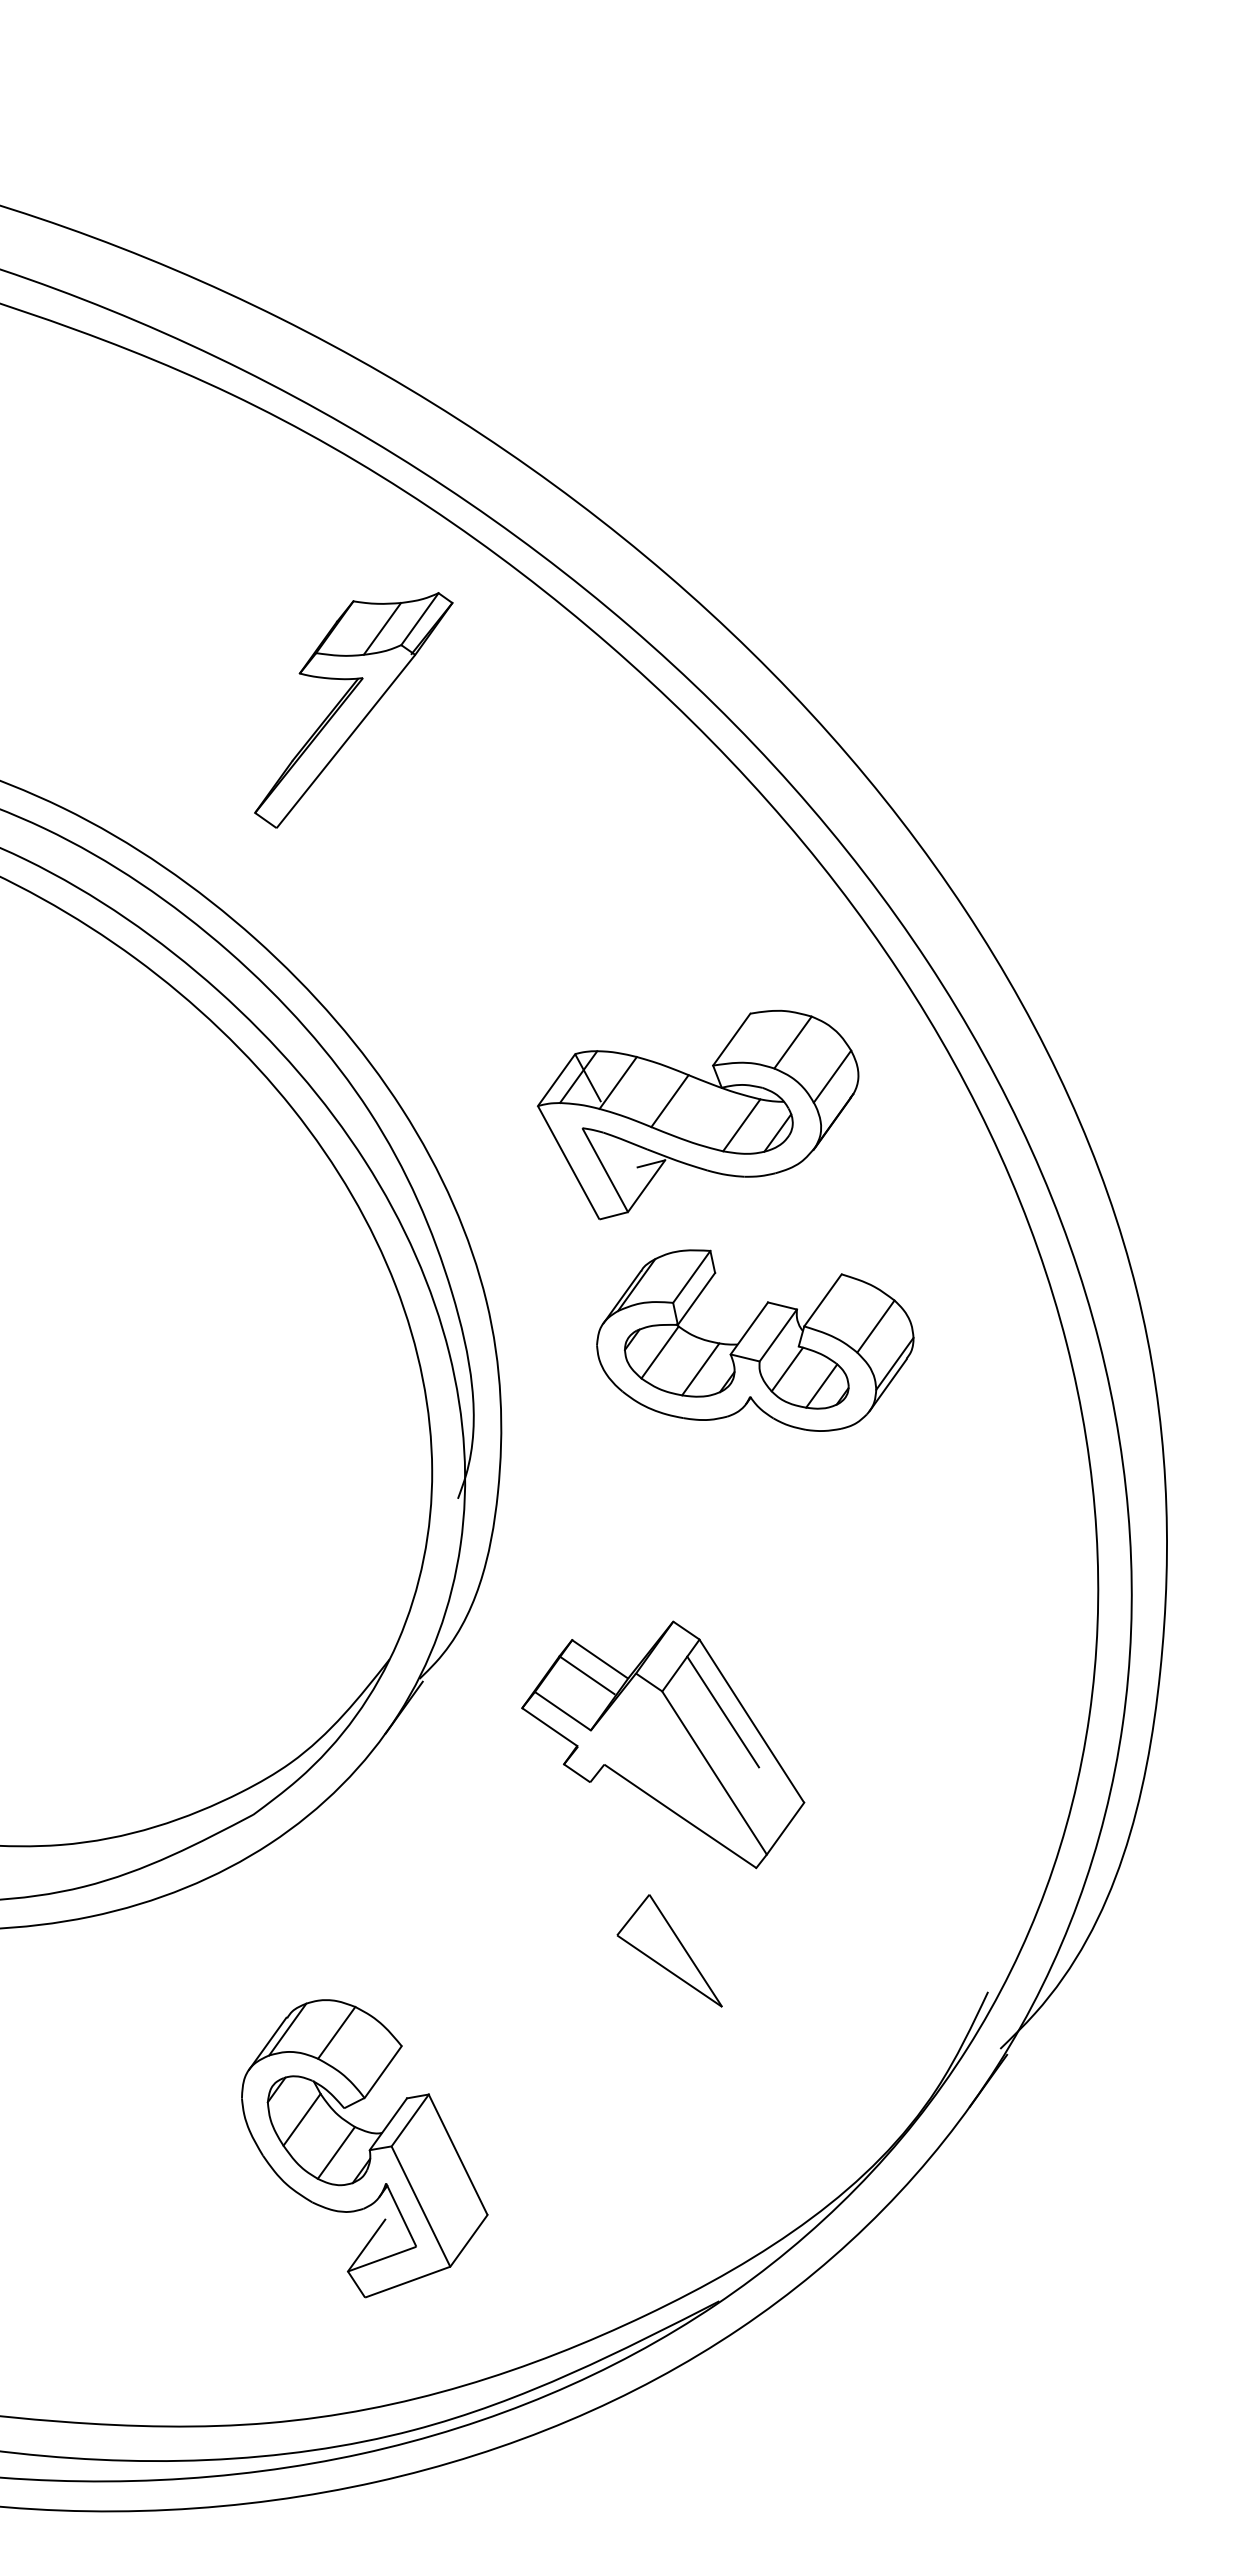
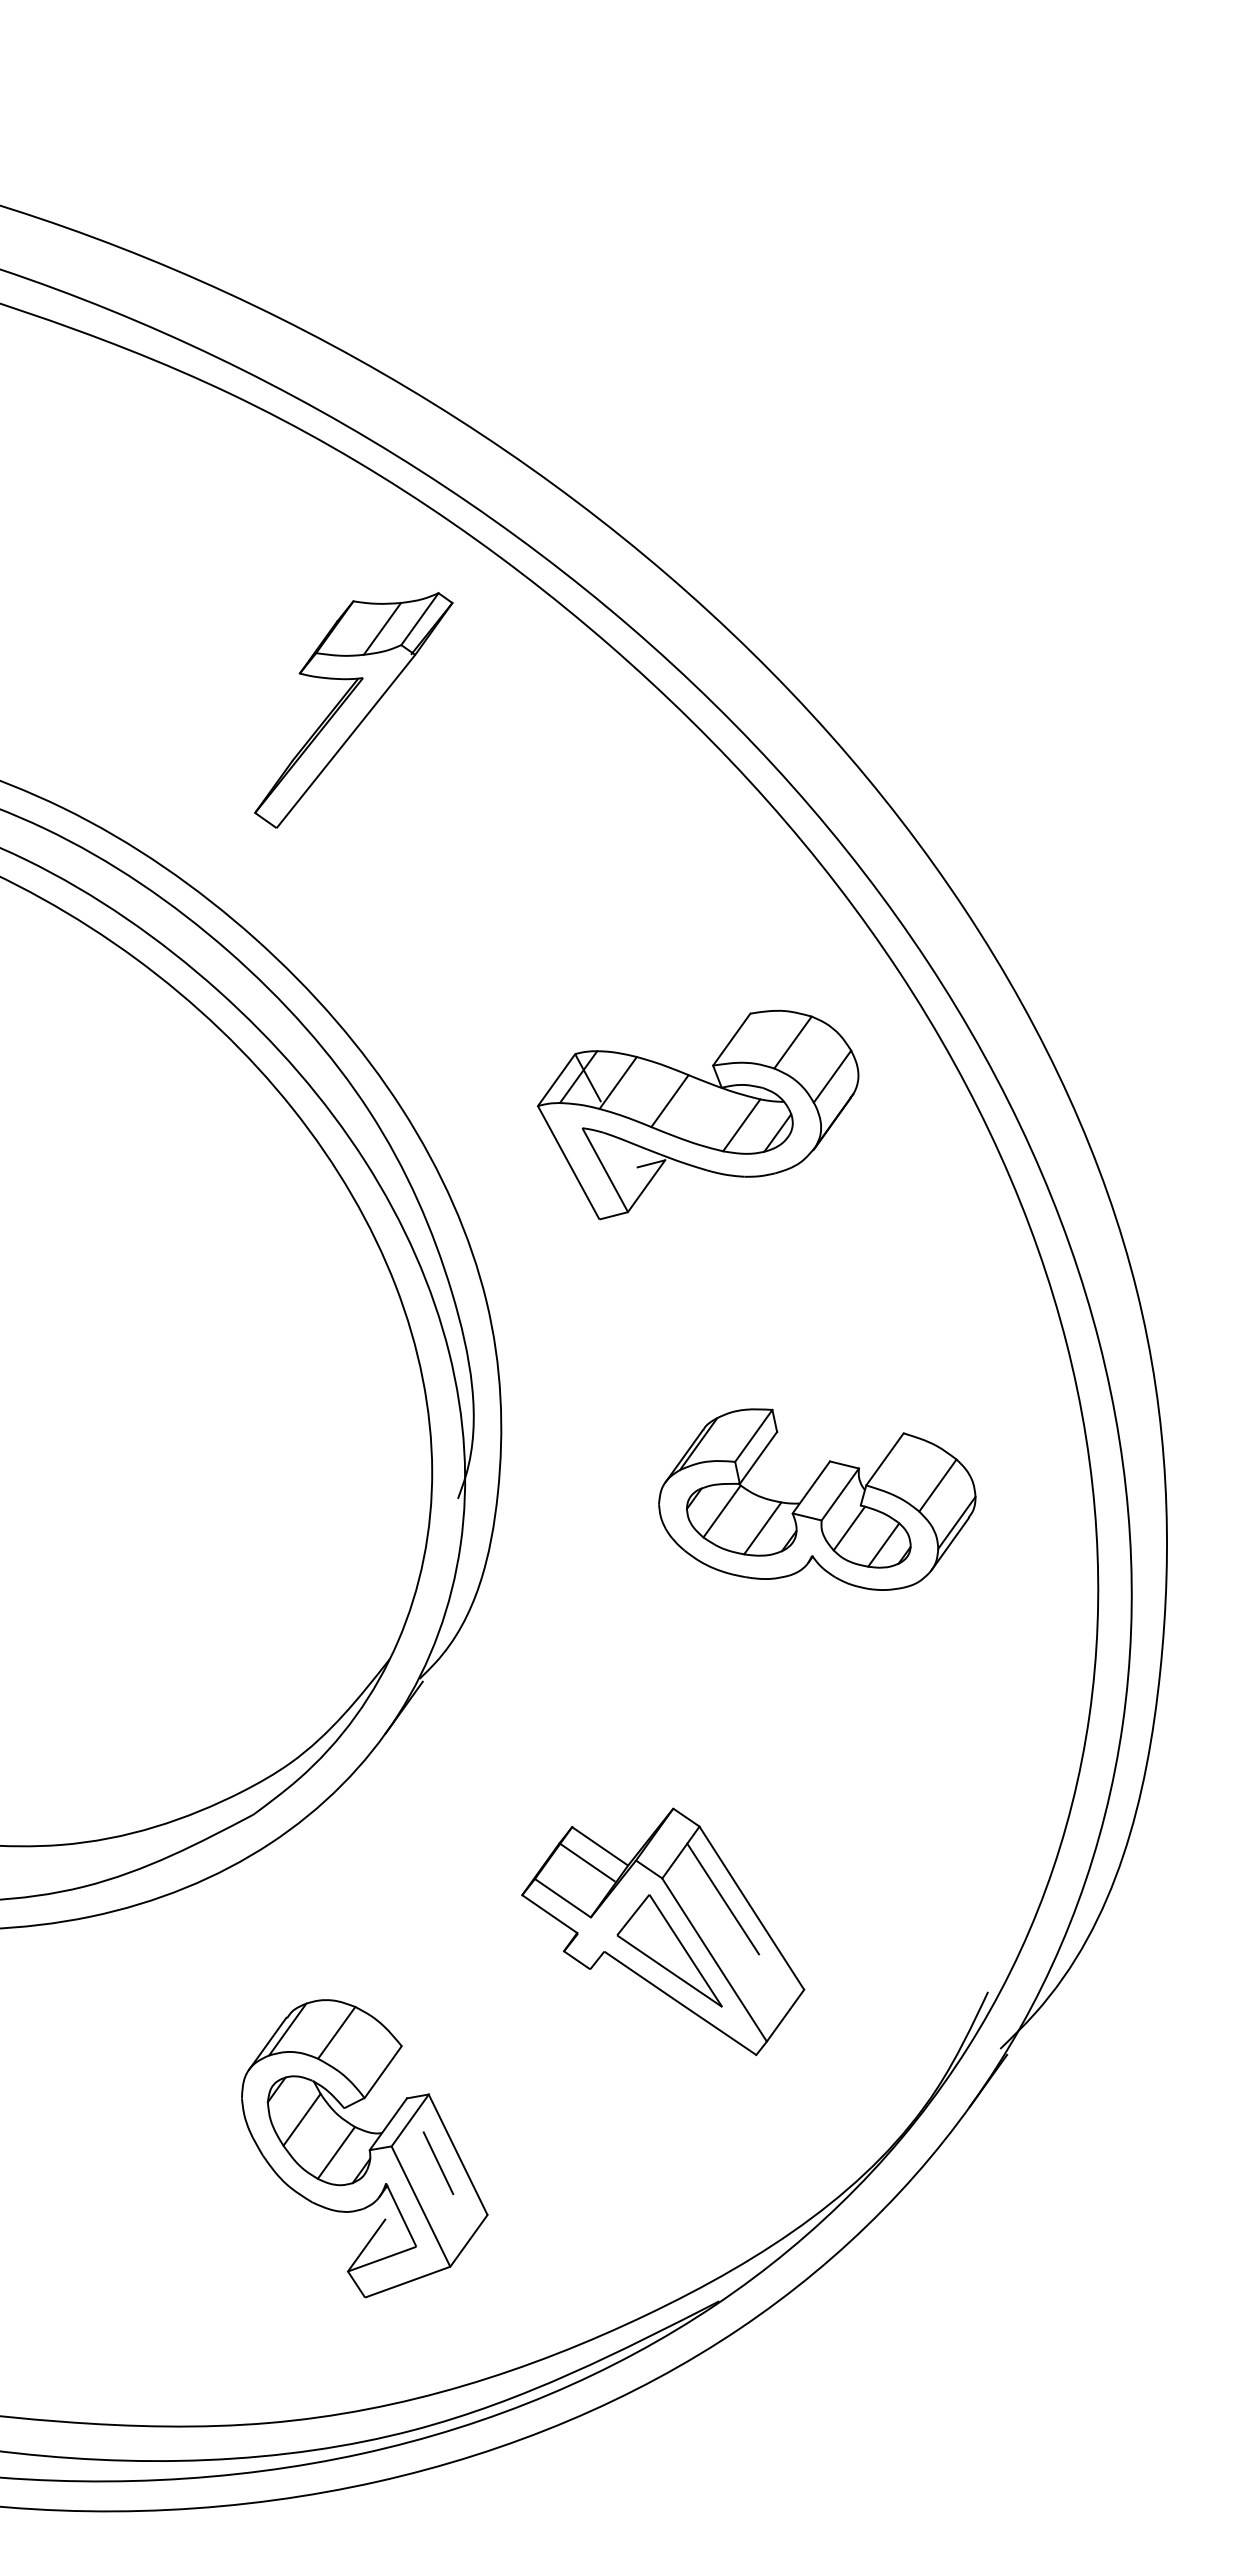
part position: (755, 1340) -> (817, 1499) (817, 1499)
part position: (663, 1744) -> (663, 1931) (663, 1931)
line: none -> present (438, 2162)
